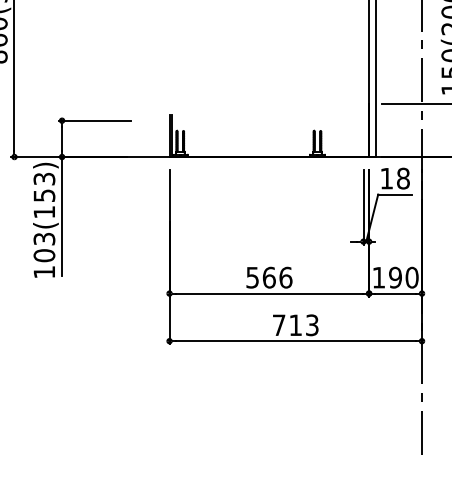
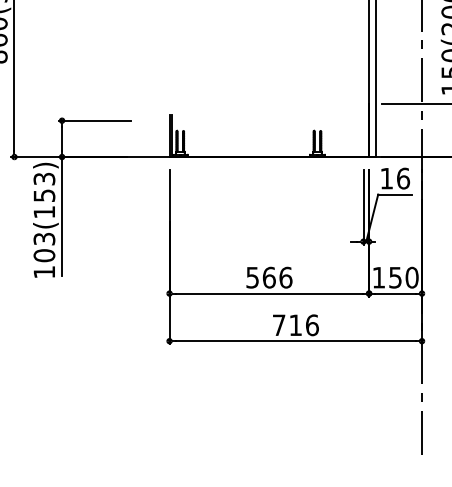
text: 18 -> 16 (403, 178)
text: 190 -> 150 (395, 277)
text: 713 -> 716 (312, 325)
